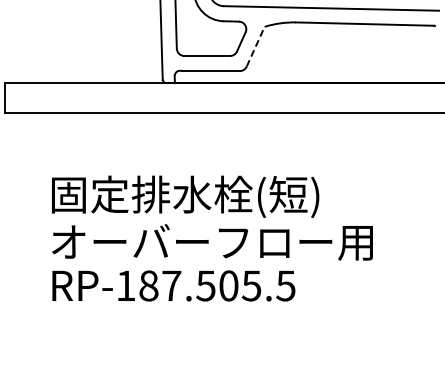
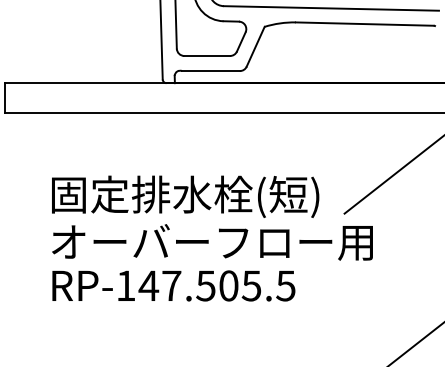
line: dashed -> solid (255, 46)
line: none -> present (392, 175)
text: RP-187.505.5 -> RP-147.505.5 (148, 285)
line: none -> present (416, 343)
